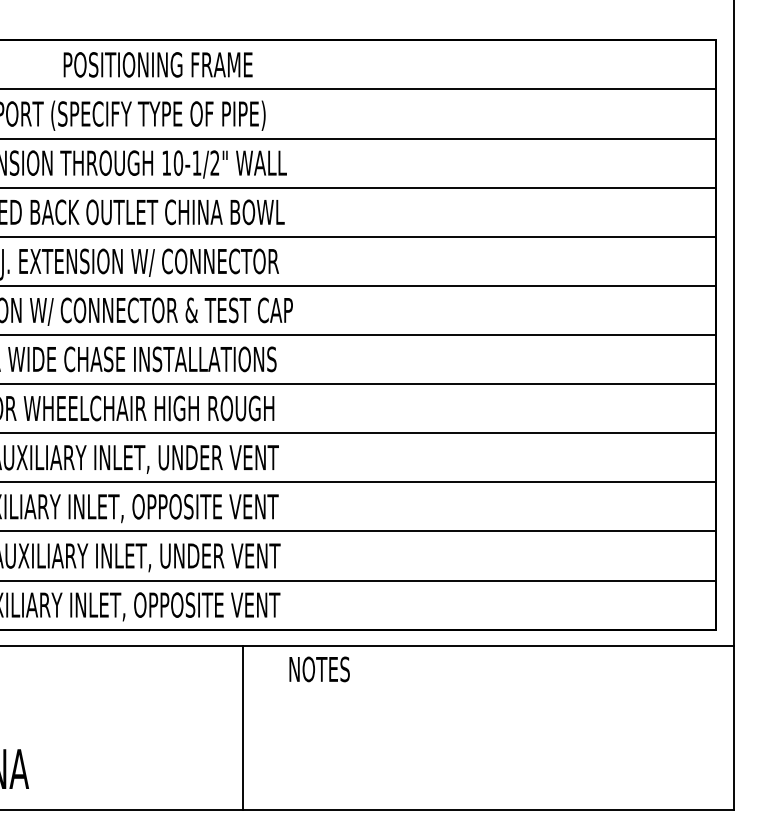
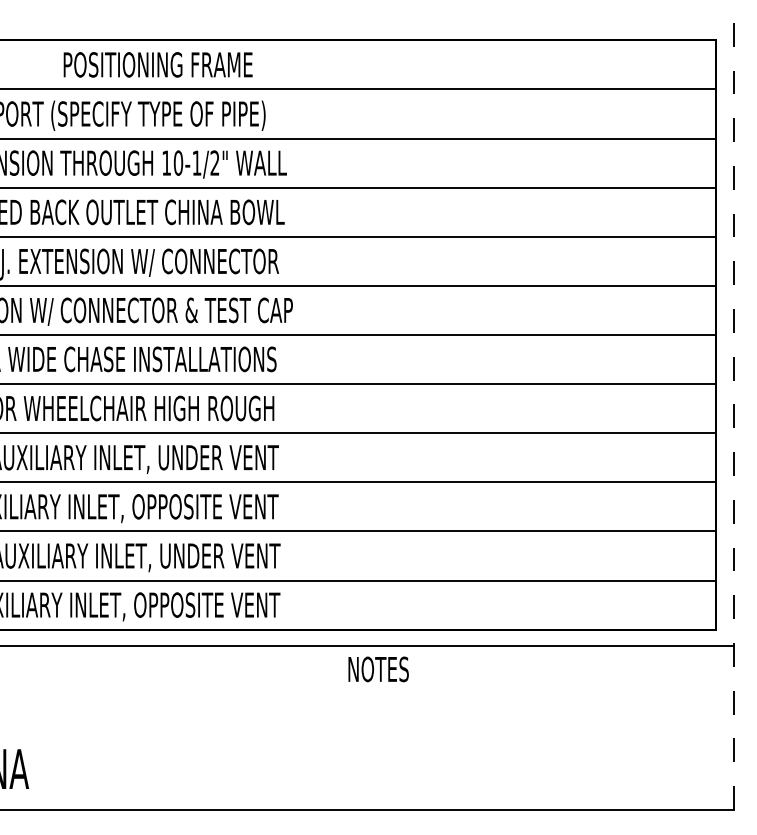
line: solid -> dashed (734, 404)
text position: (319, 669) -> (378, 669) (378, 669)
line: present -> none (242, 727)
